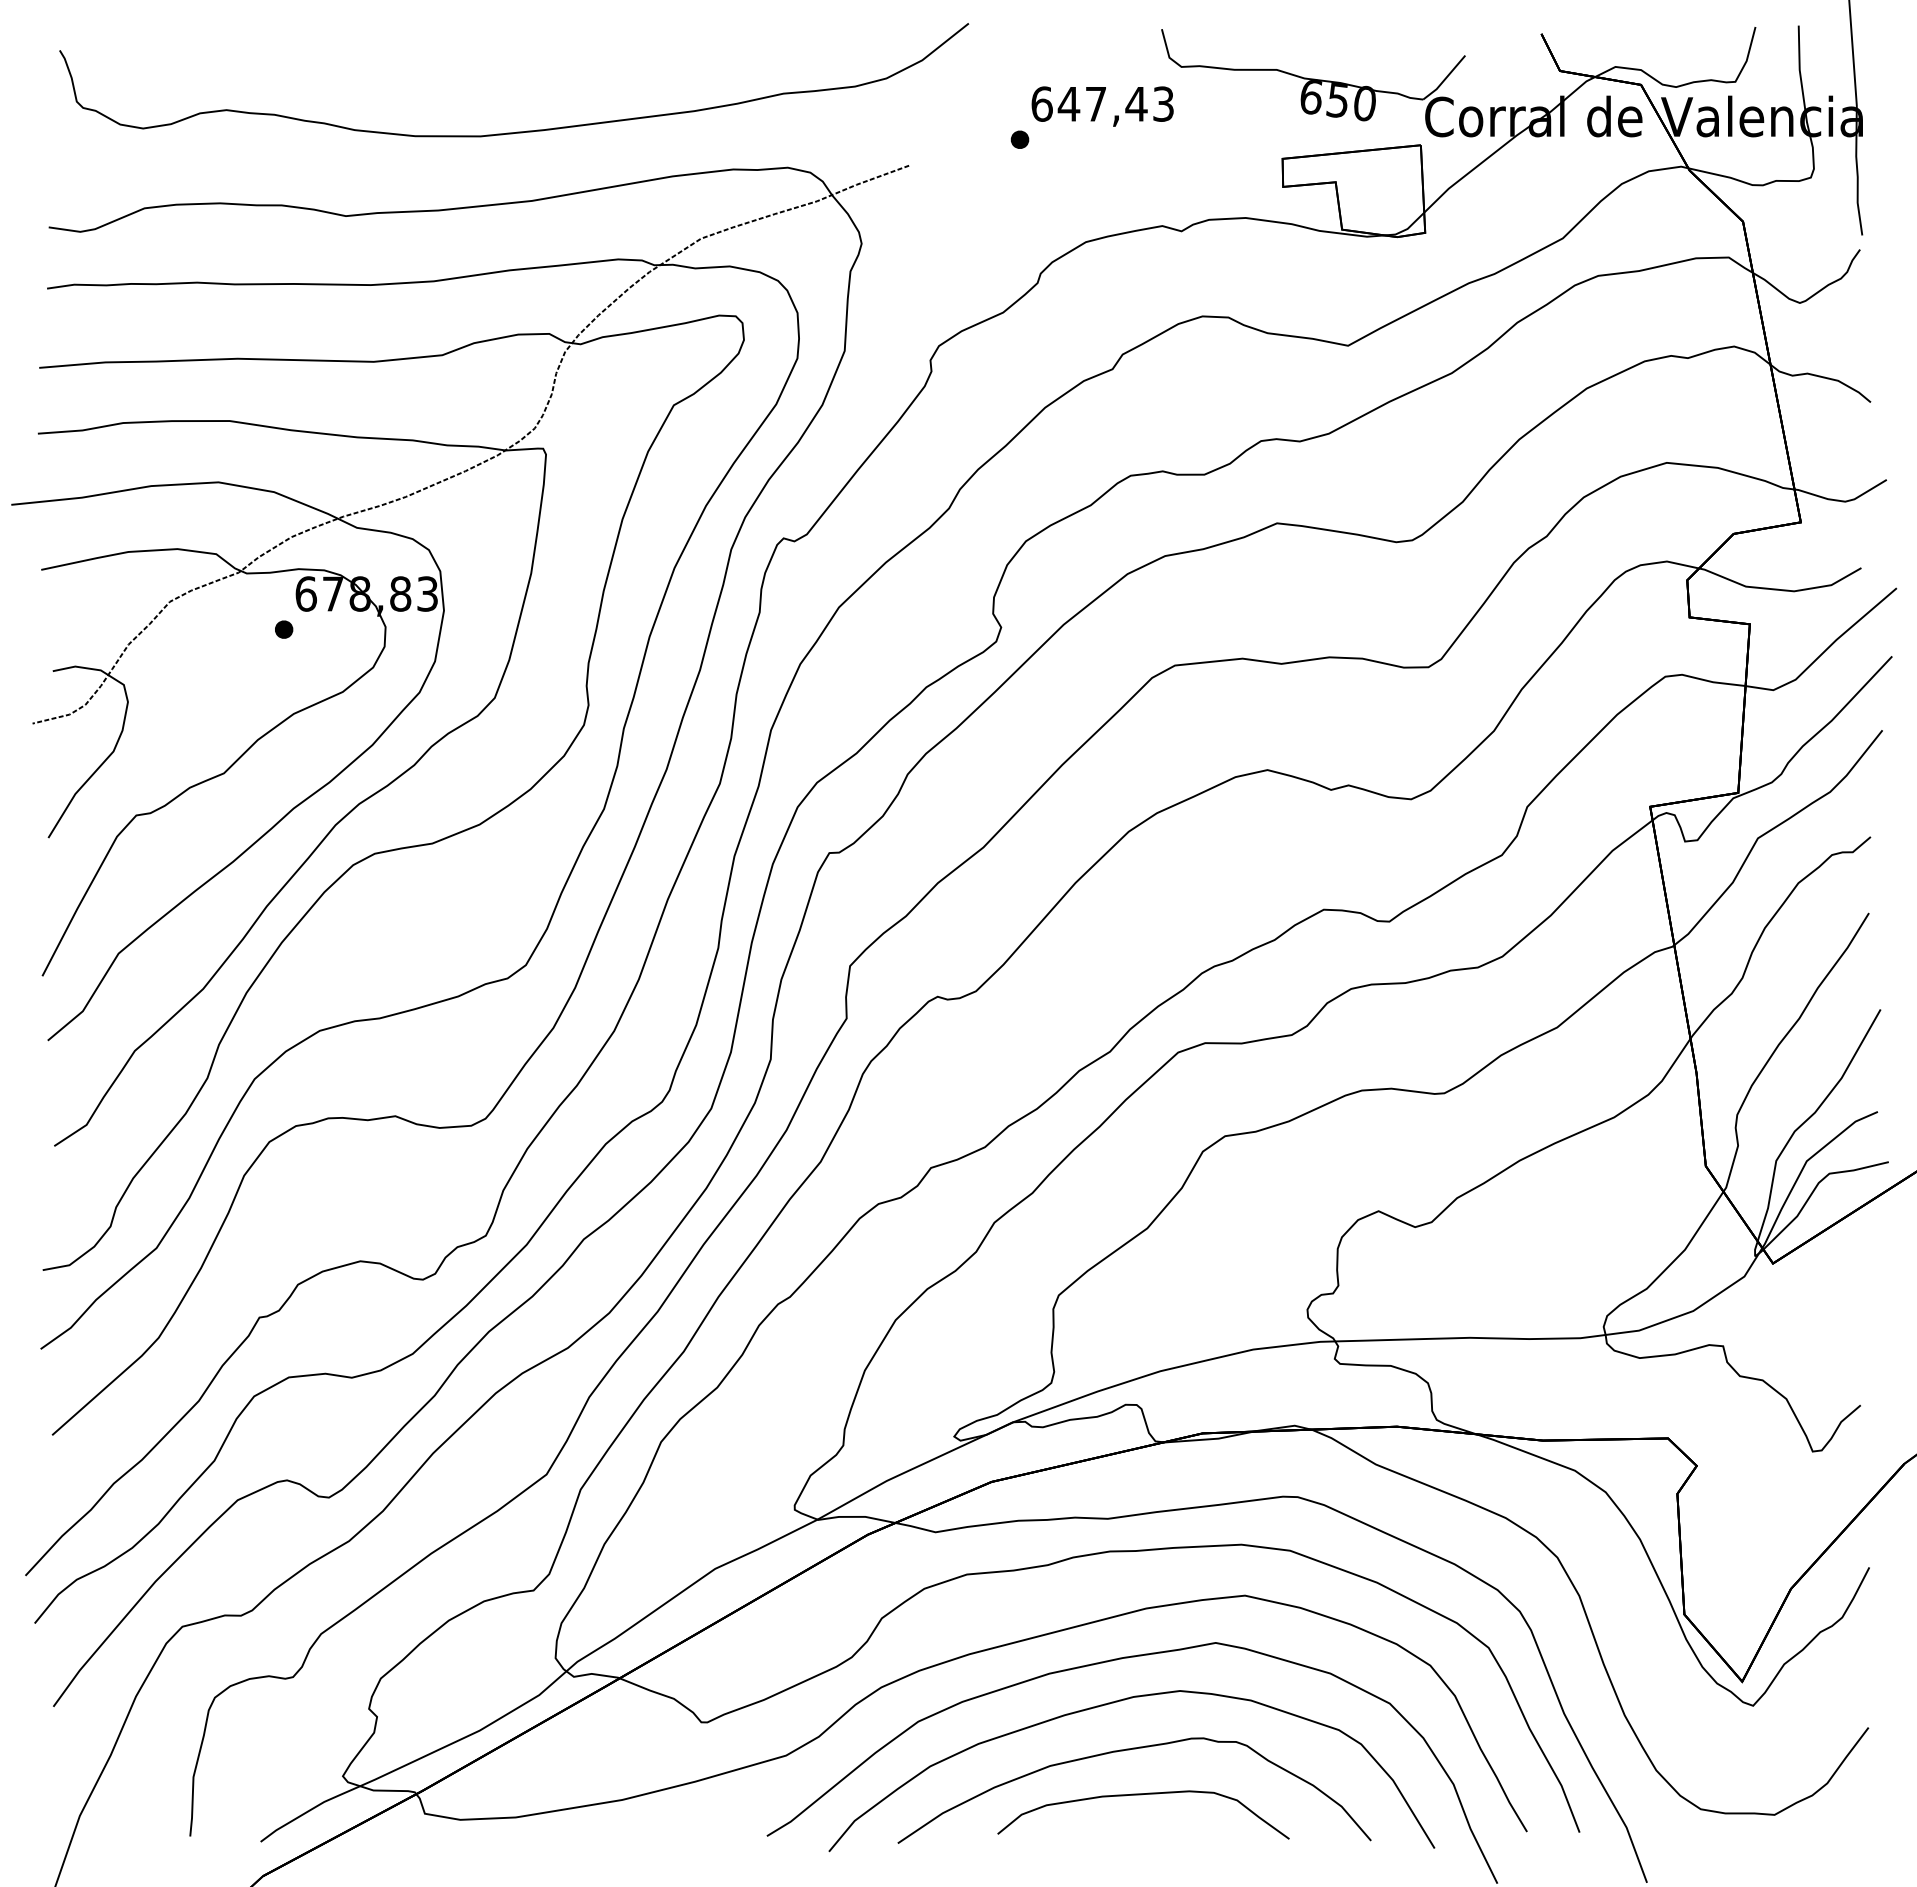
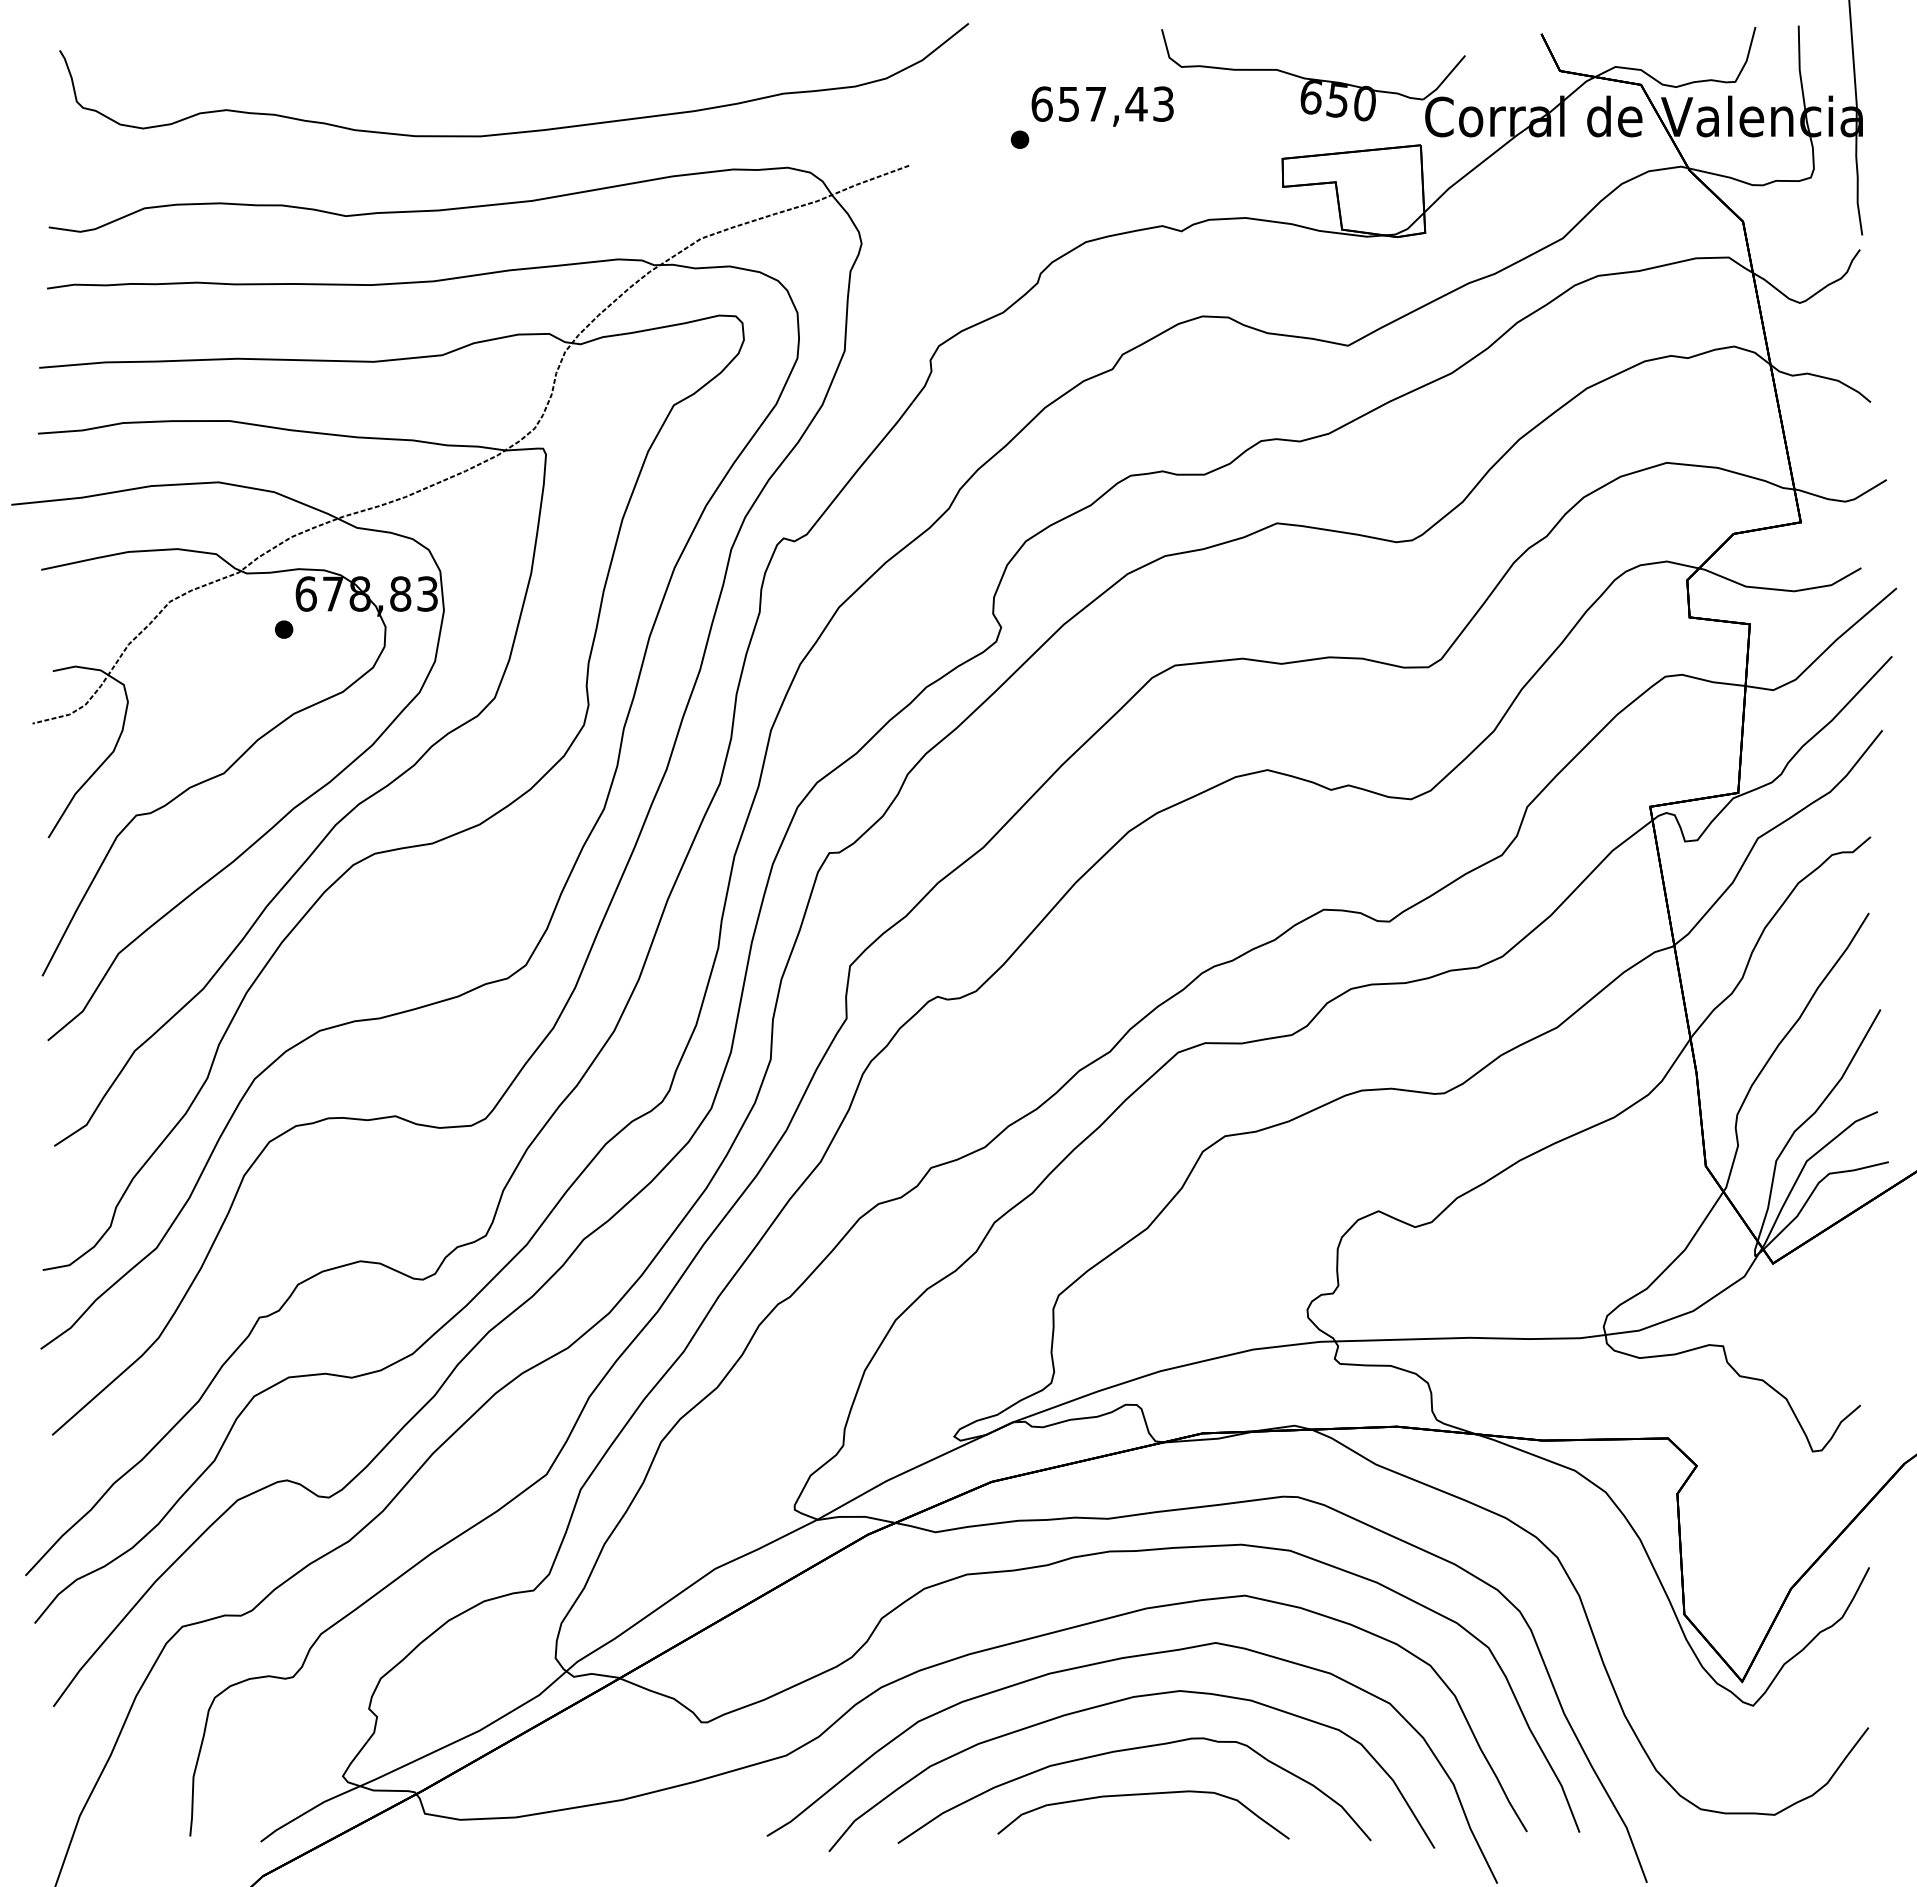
text: 647,43 -> 657,43 (1068, 104)
